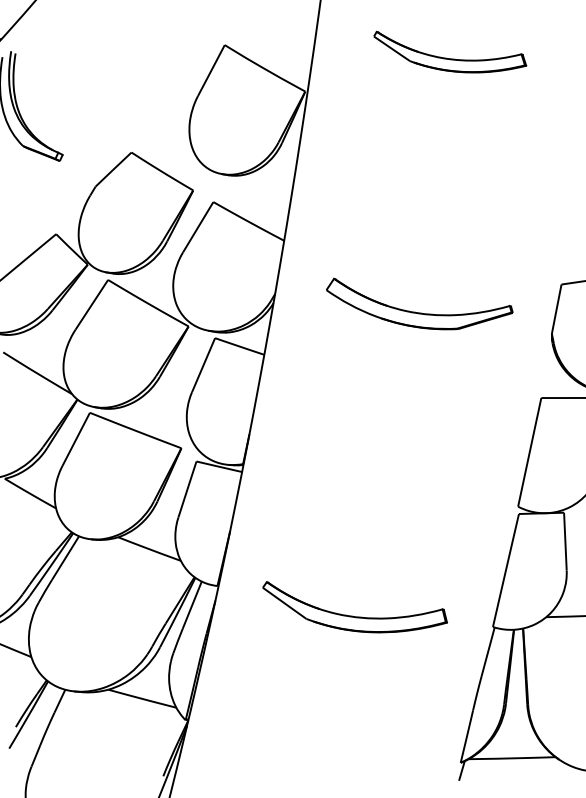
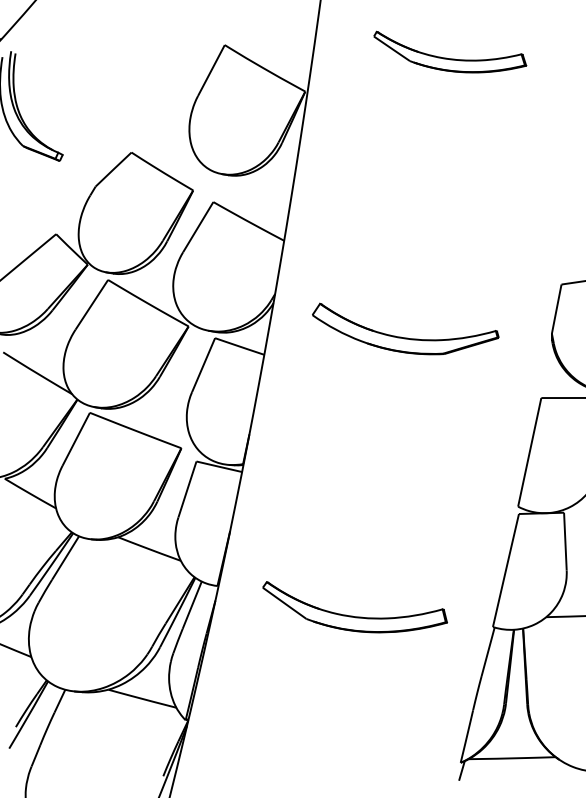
part position: (415, 311) -> (401, 336) (401, 336)
